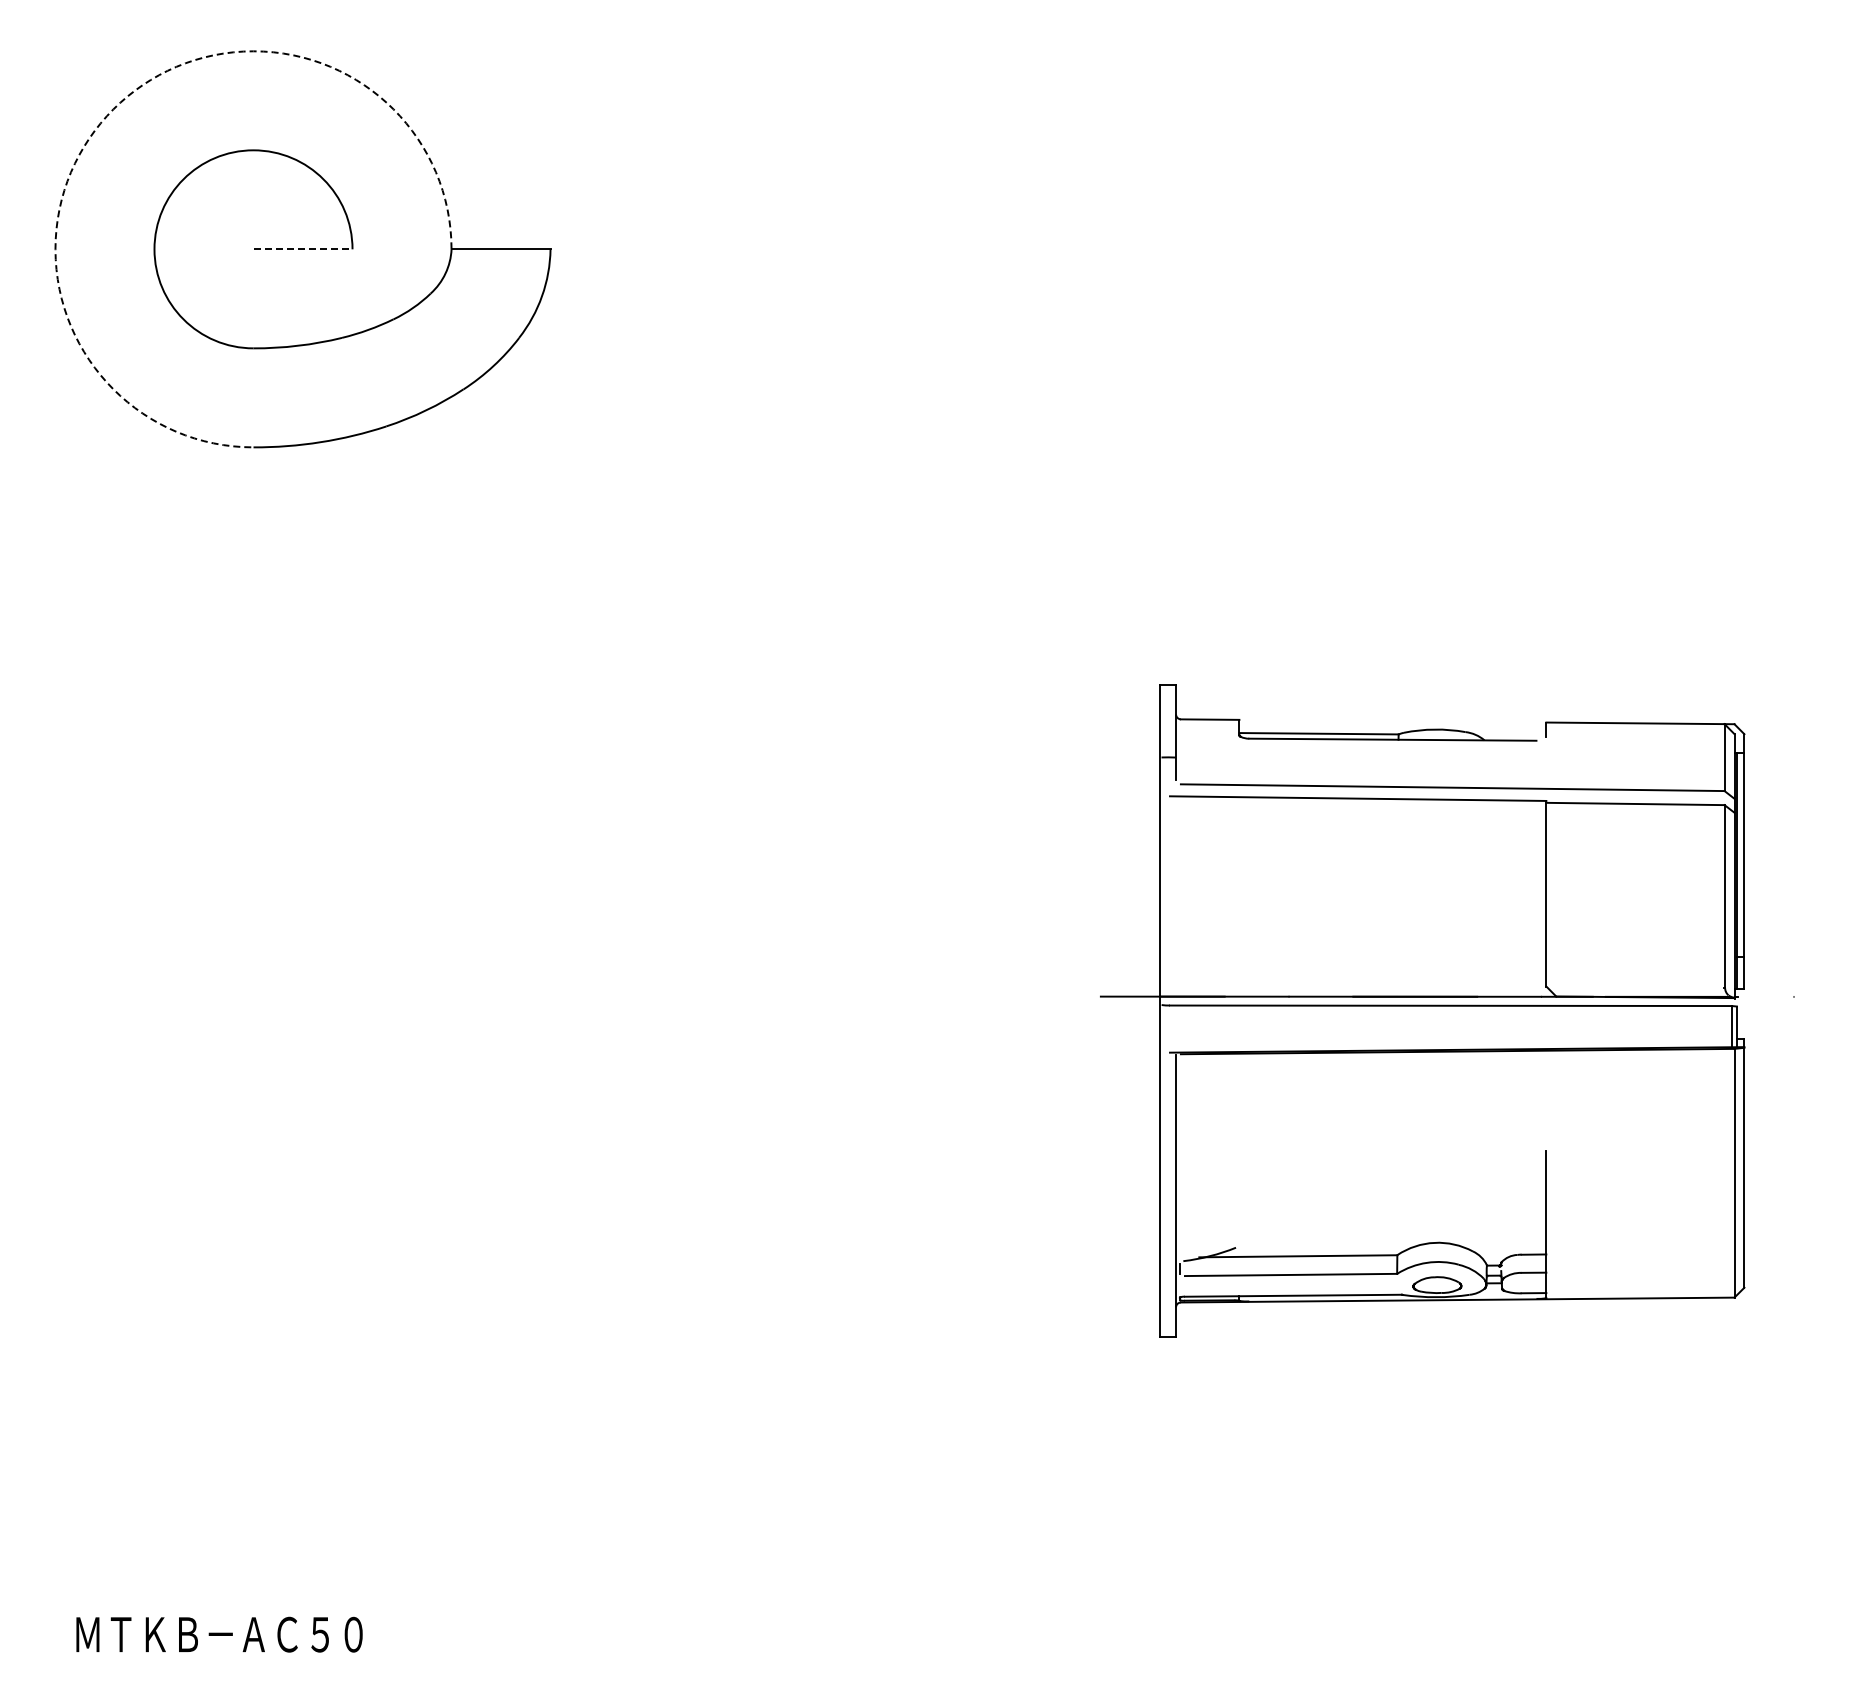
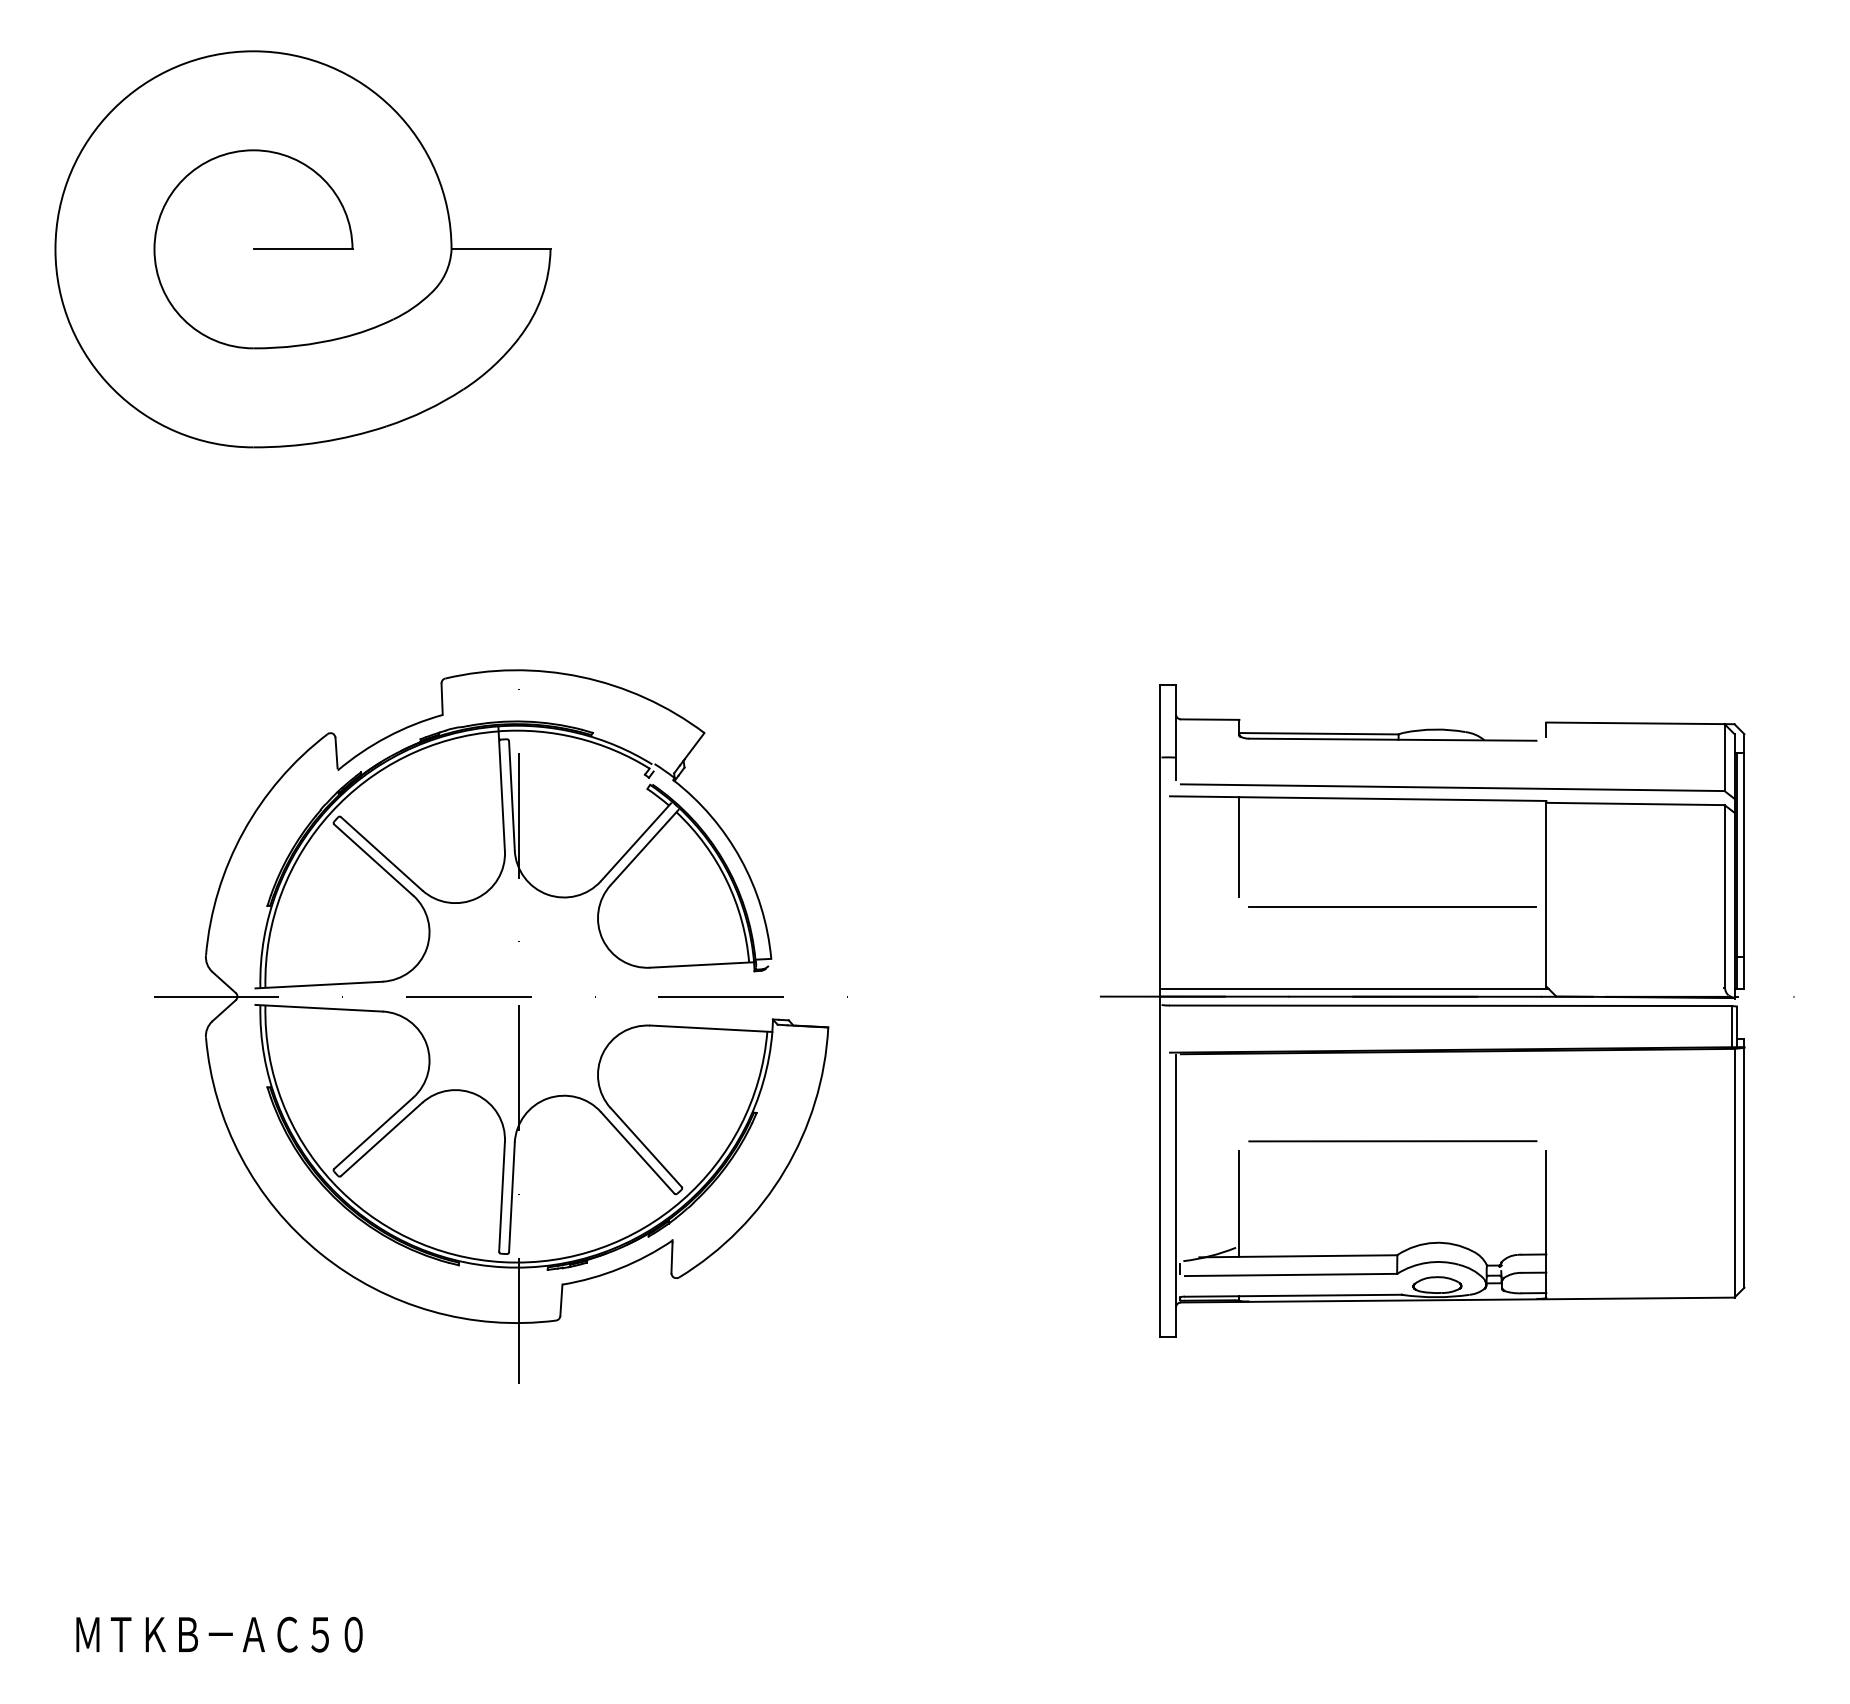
arc: dashed -> solid (113, 109)
line: dashed -> solid (303, 249)
line: none -> present (1239, 847)
line: none -> present (1392, 907)
line: none -> present (1354, 989)
part: none -> present (518, 1026)
line: none -> present (1392, 1141)
line: none -> present (1239, 1203)
